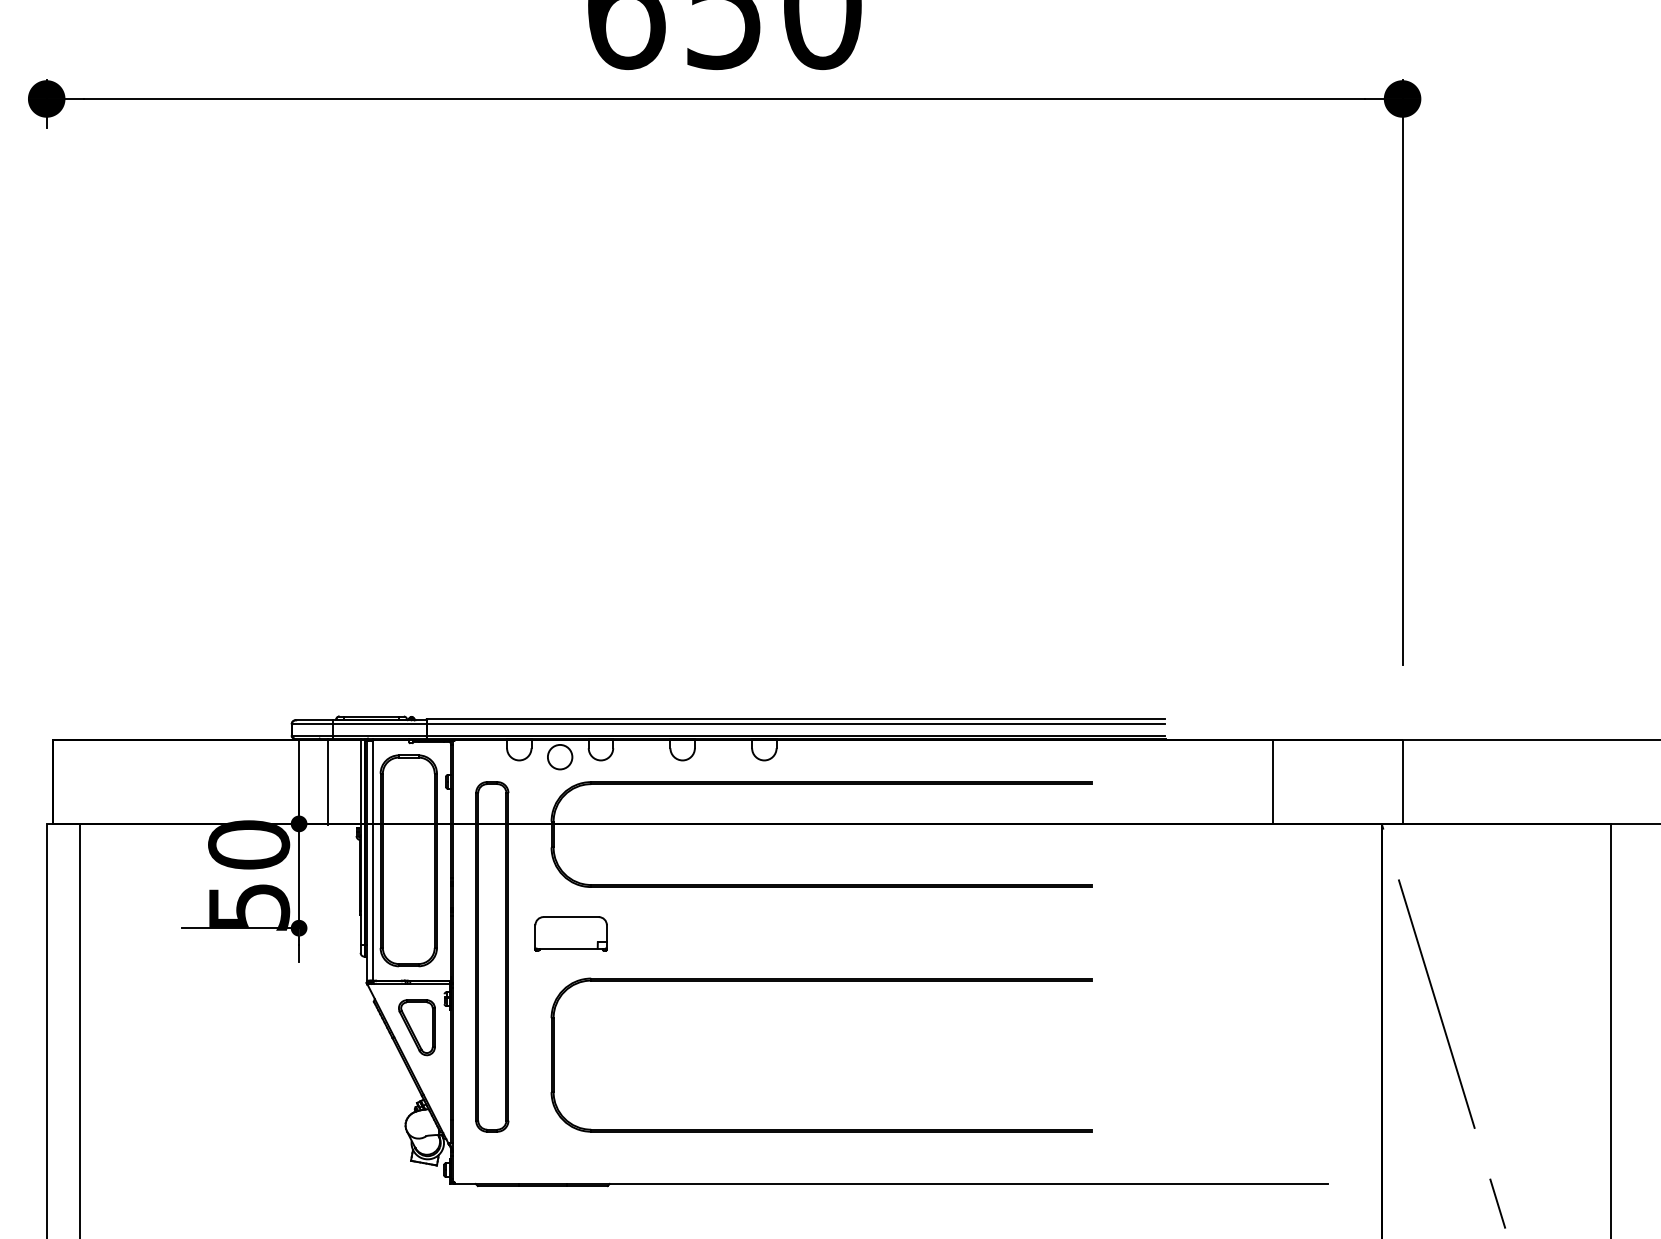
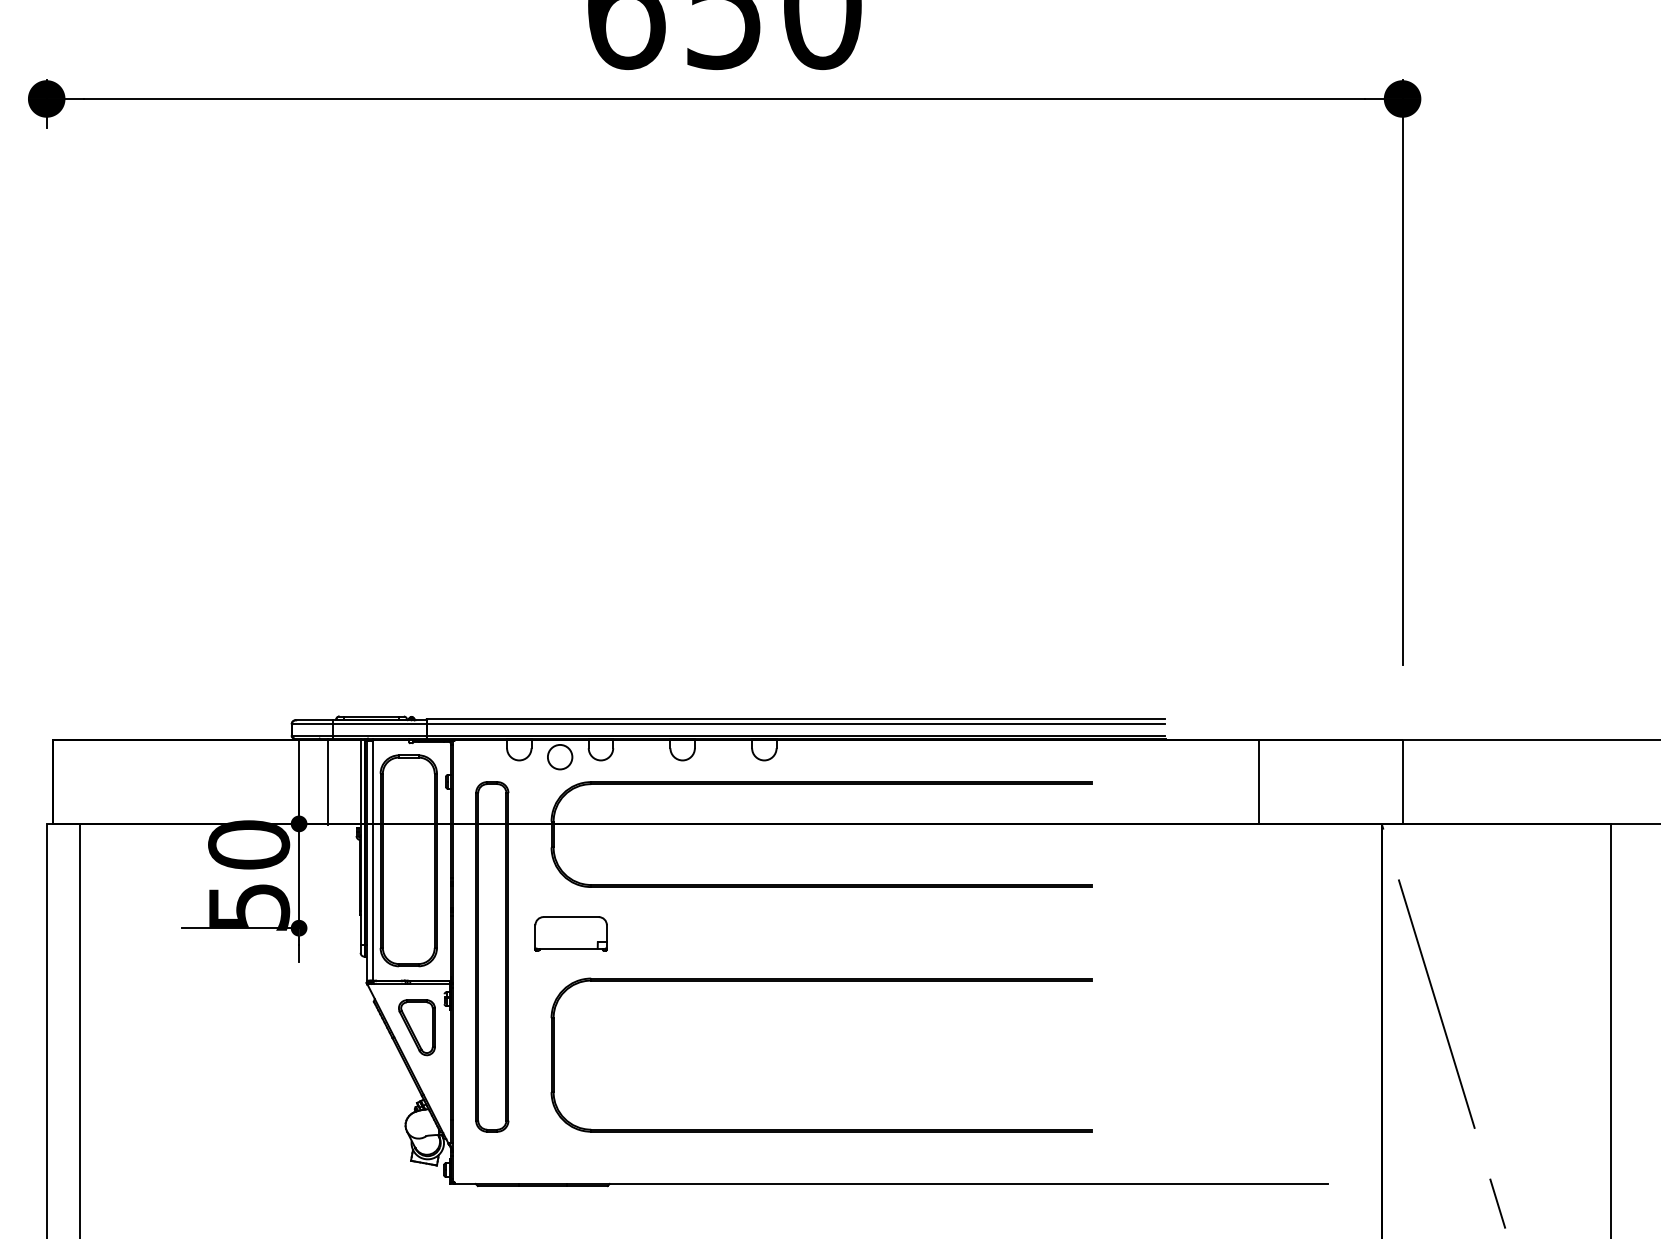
line position: (1272, 781) -> (1258, 781) (1258, 781)
